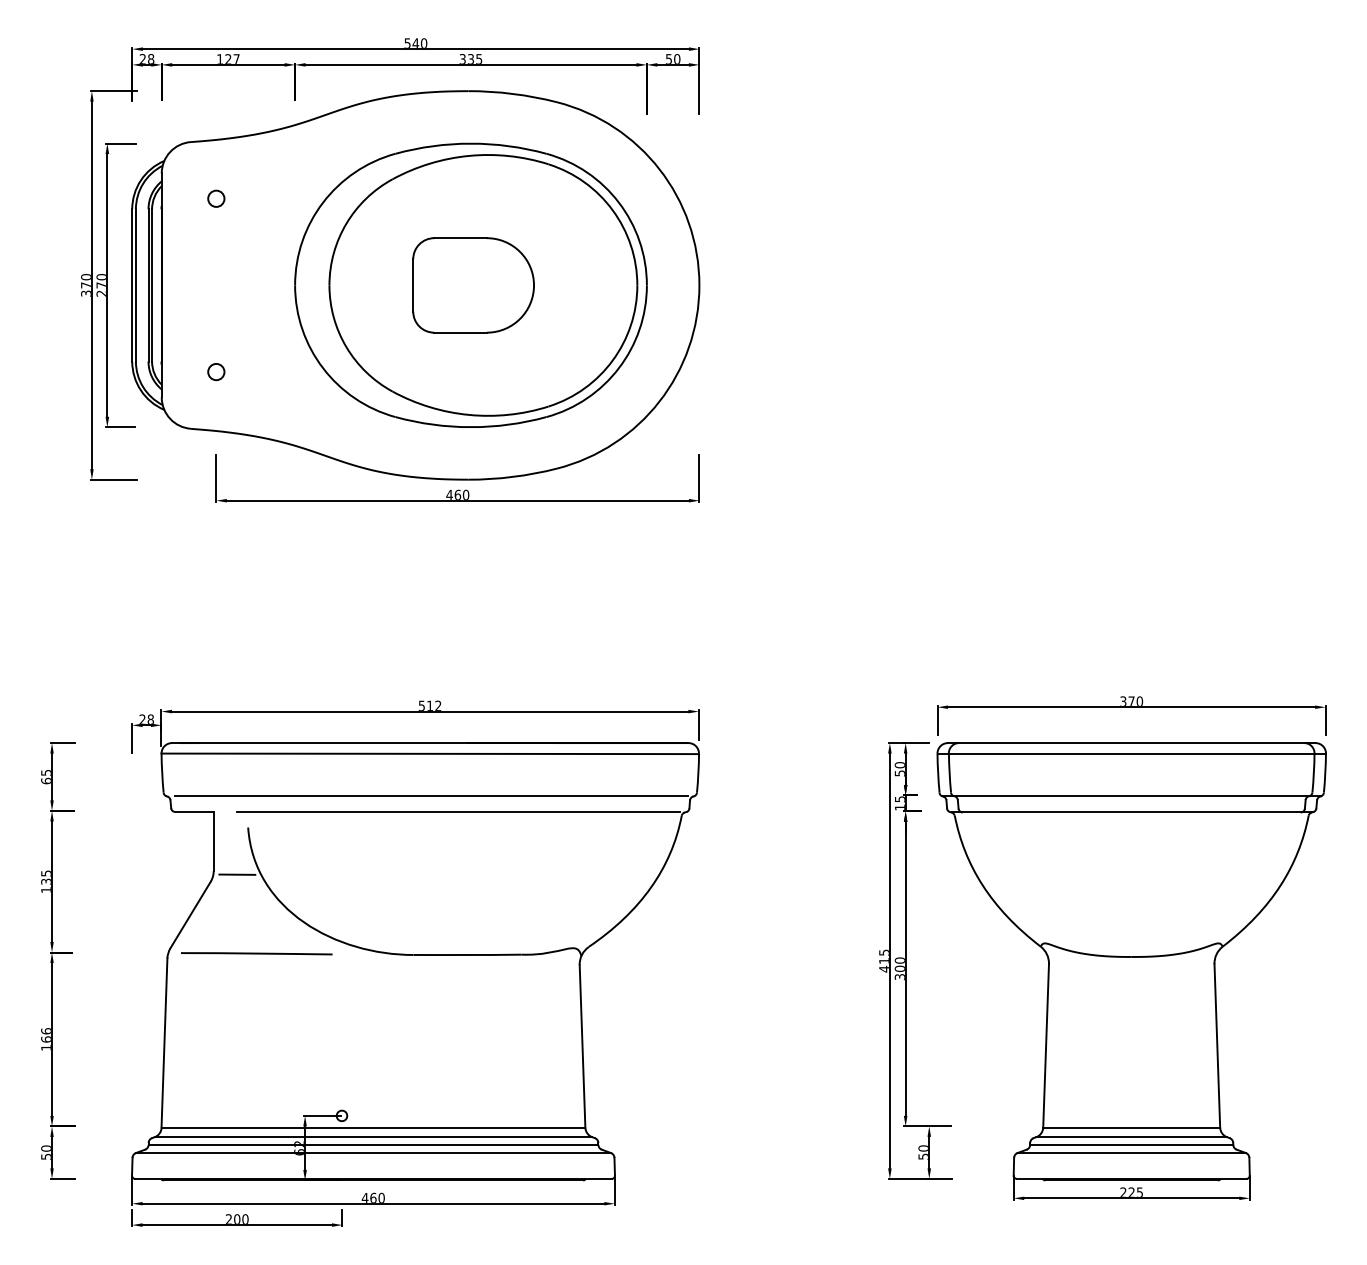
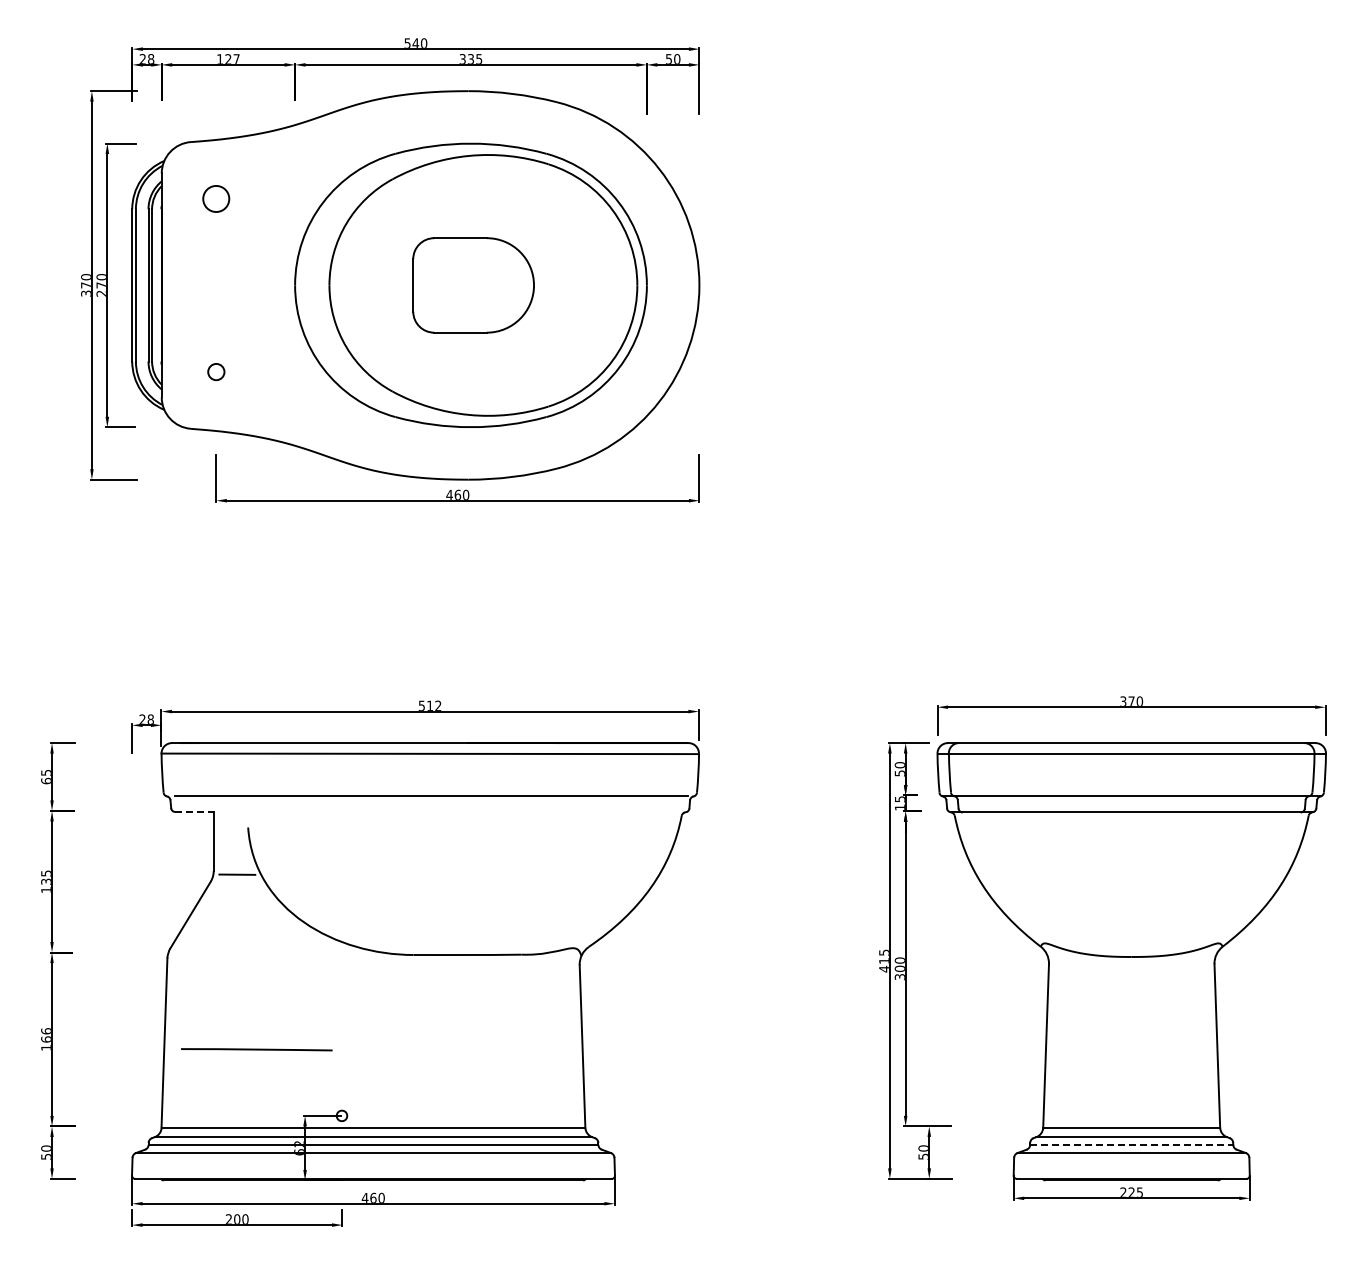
circle size: 19x19 px -> 29x28 px (216, 198)
line: solid -> dashed (195, 811)
line: present -> none (457, 811)
line position: (256, 953) -> (256, 1049) (256, 1049)
line: solid -> dashed (1131, 1144)
